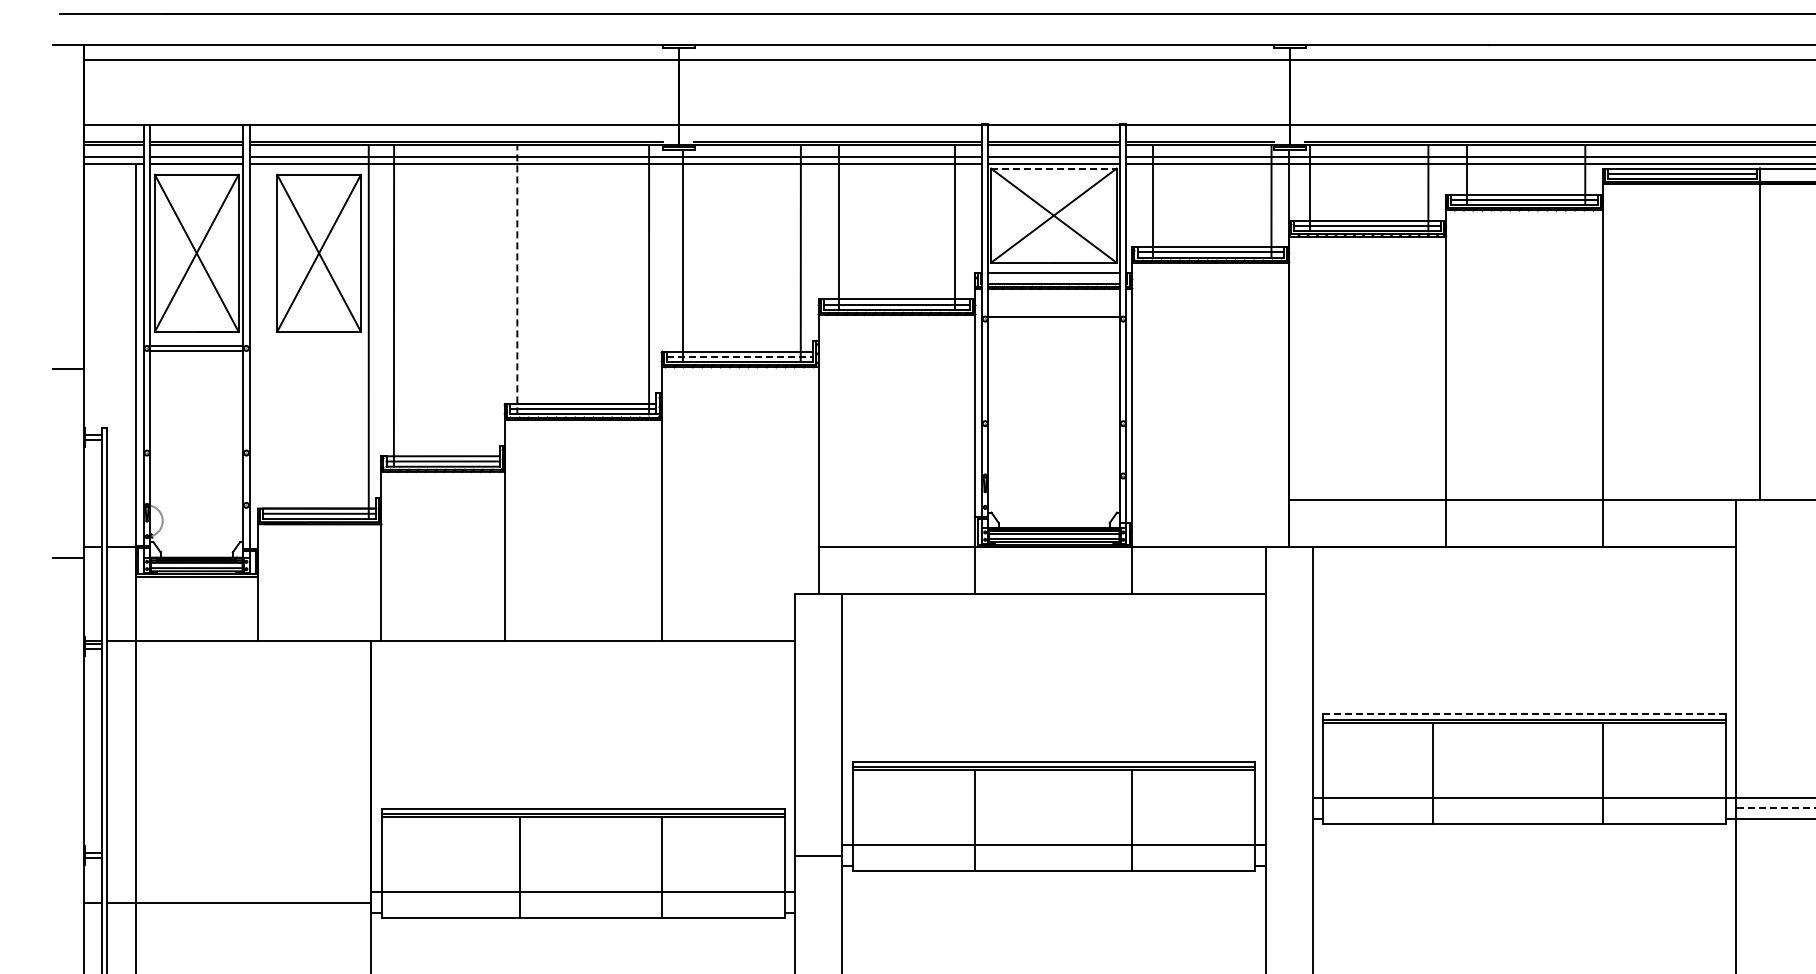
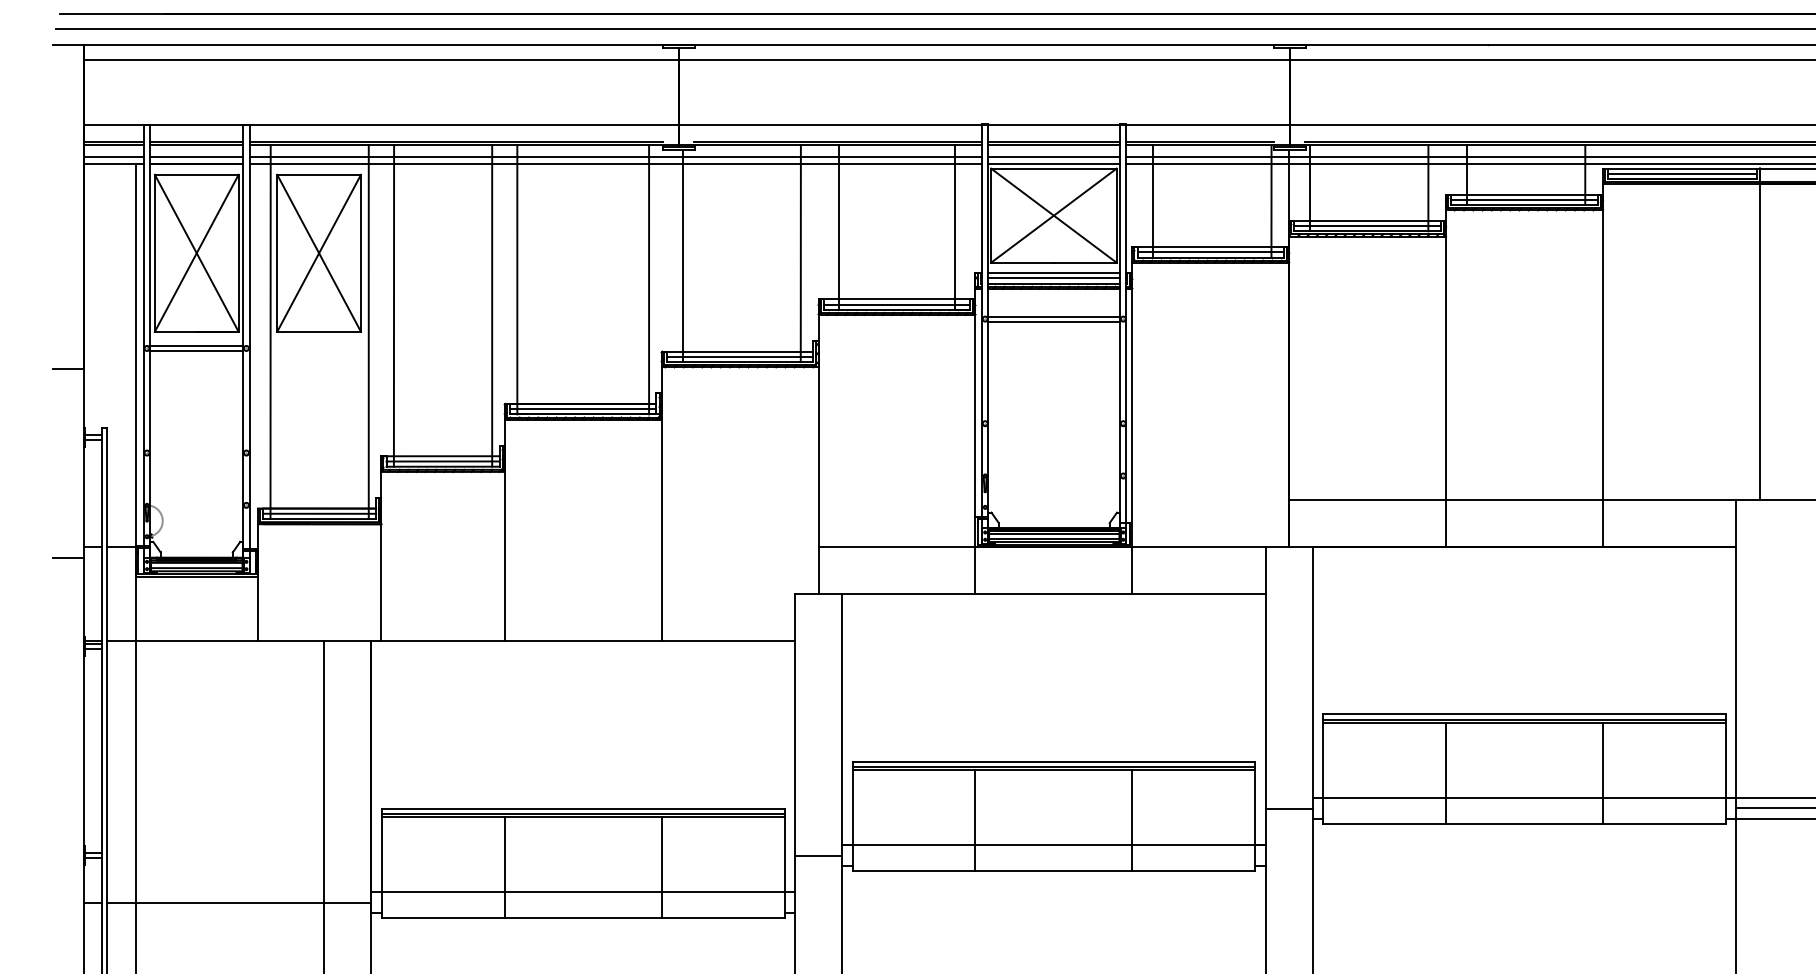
line: none -> present (934, 29)
line: dashed -> solid (1053, 168)
line: none -> present (1054, 278)
line: dashed -> solid (517, 279)
line: none -> present (492, 305)
line: none -> present (1054, 321)
line: none -> present (270, 332)
line: dashed -> solid (740, 356)
line: dashed -> solid (1524, 714)
line position: (1433, 773) -> (1446, 773) (1446, 773)
line: none -> present (324, 805)
line: dashed -> solid (1775, 807)
line: none -> present (1288, 808)
line position: (519, 867) -> (504, 867) (504, 867)
